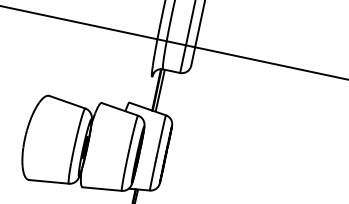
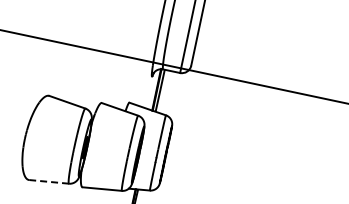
line position: (173, 42) -> (173, 66) (173, 66)
line: solid -> dashed (49, 181)
